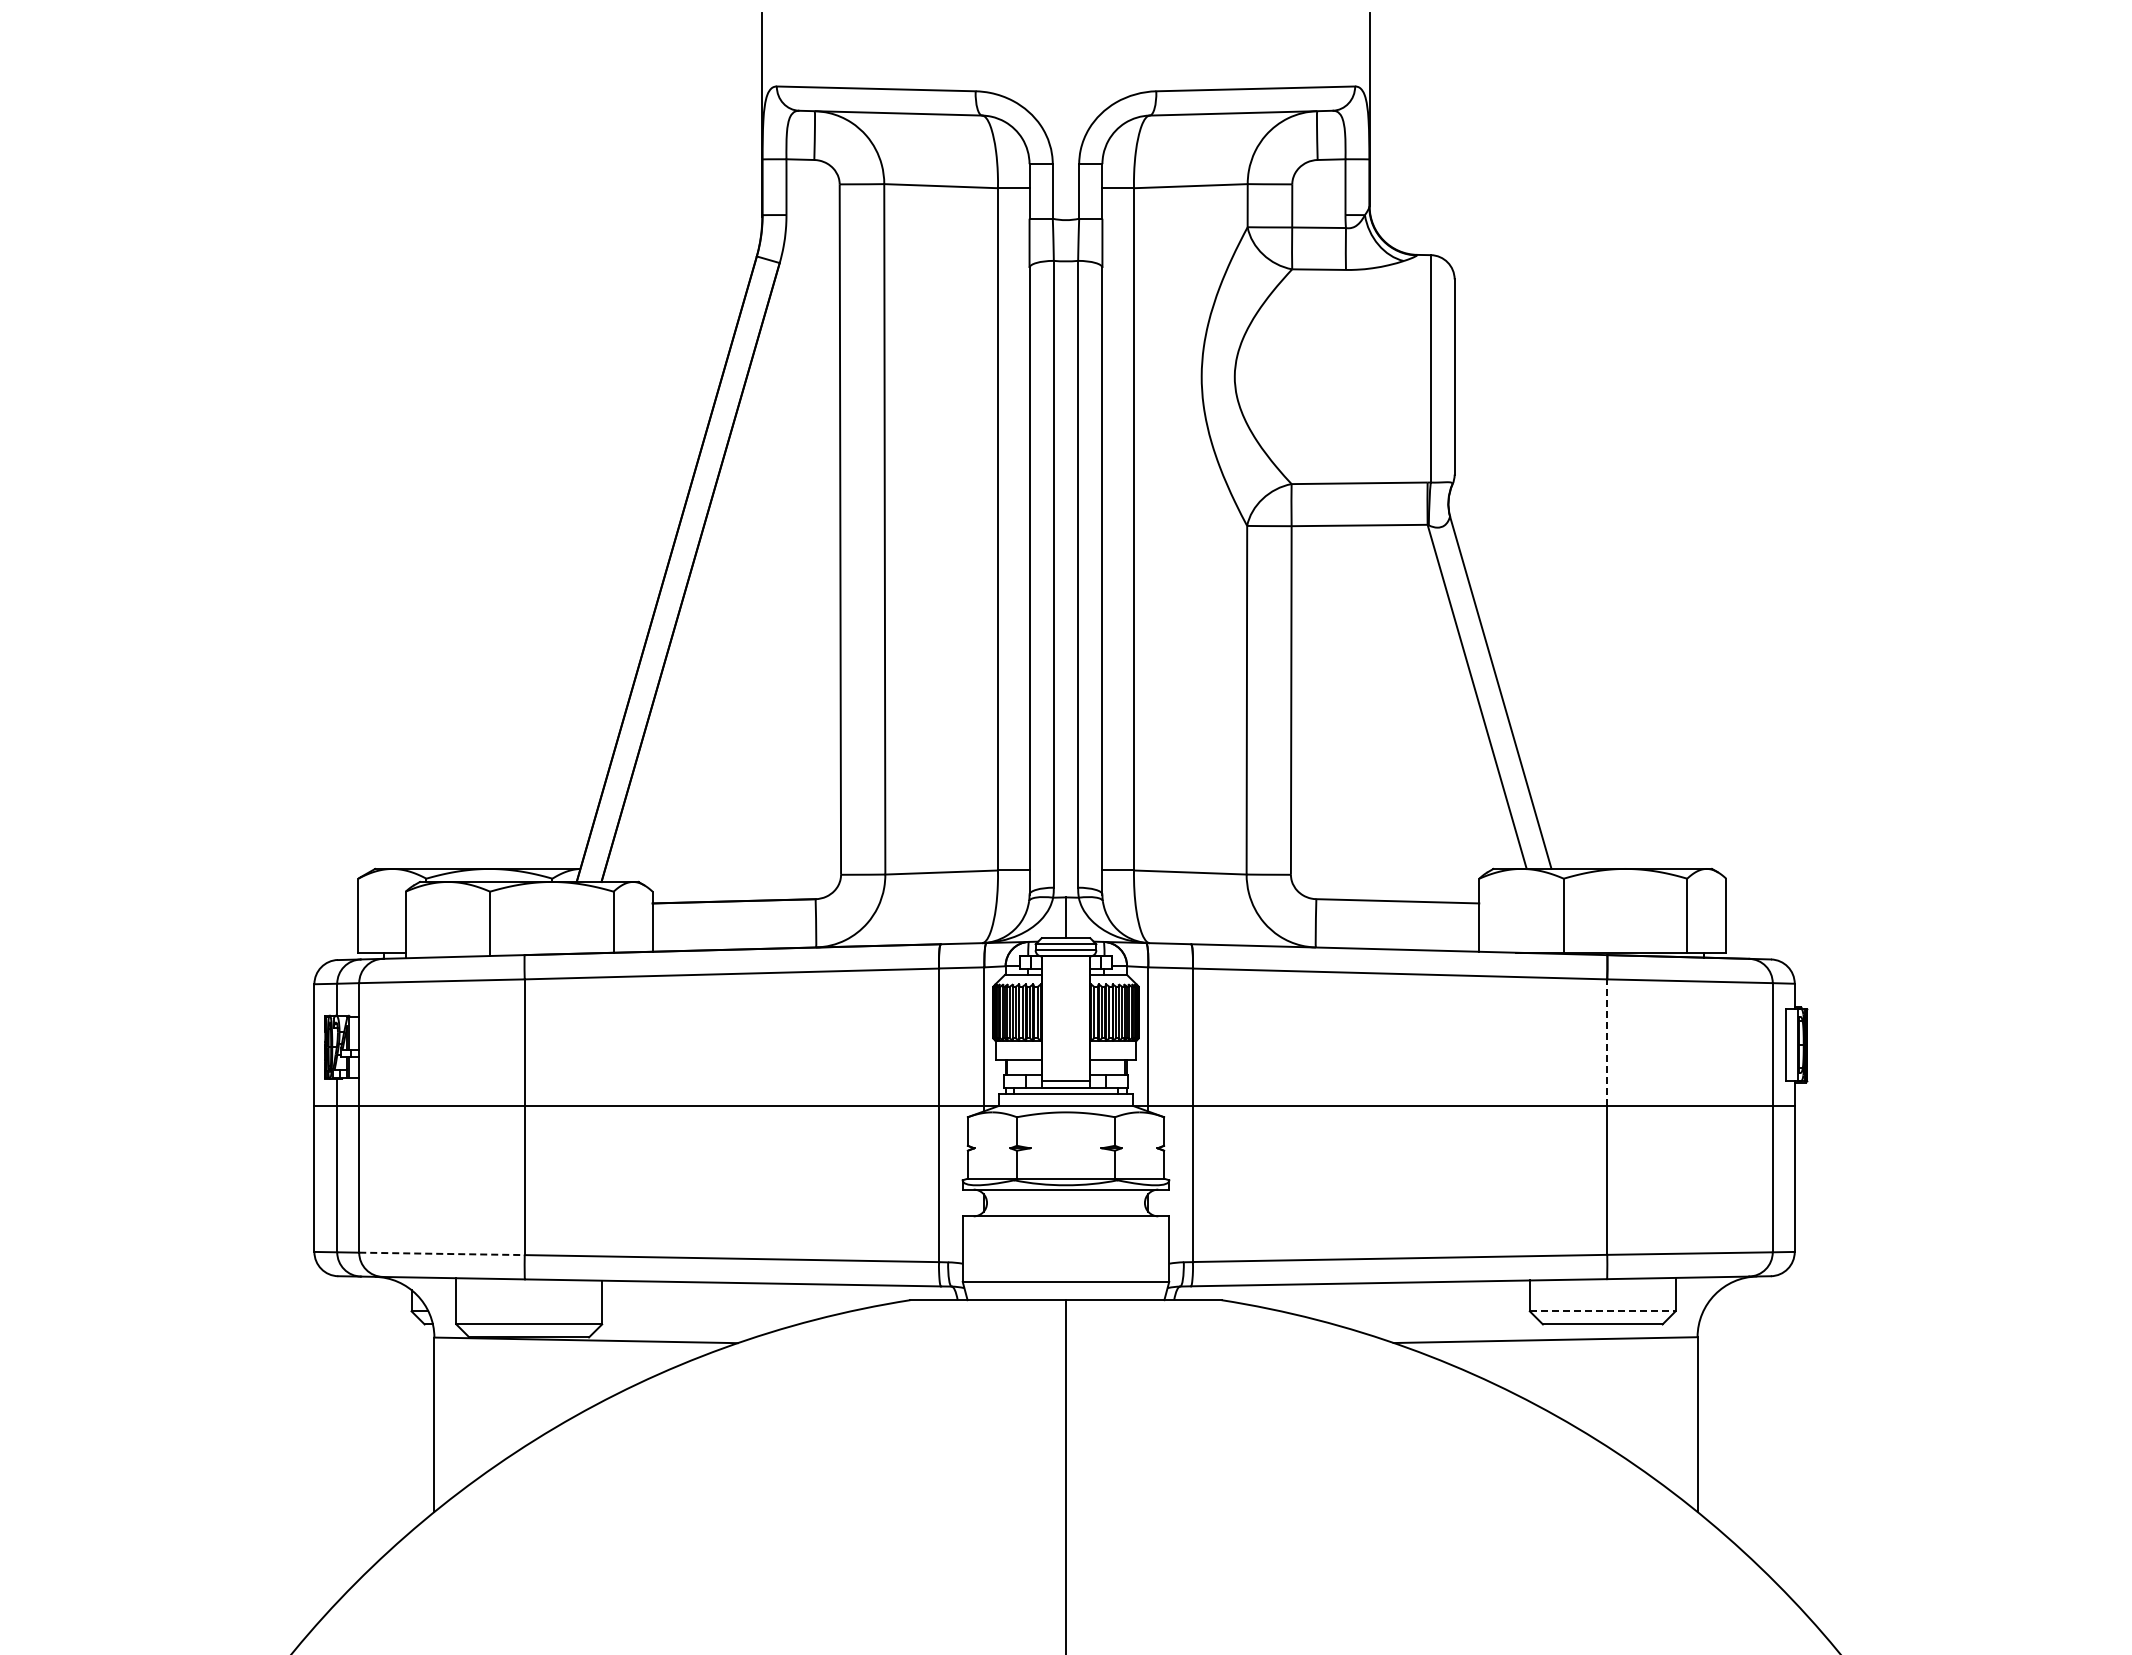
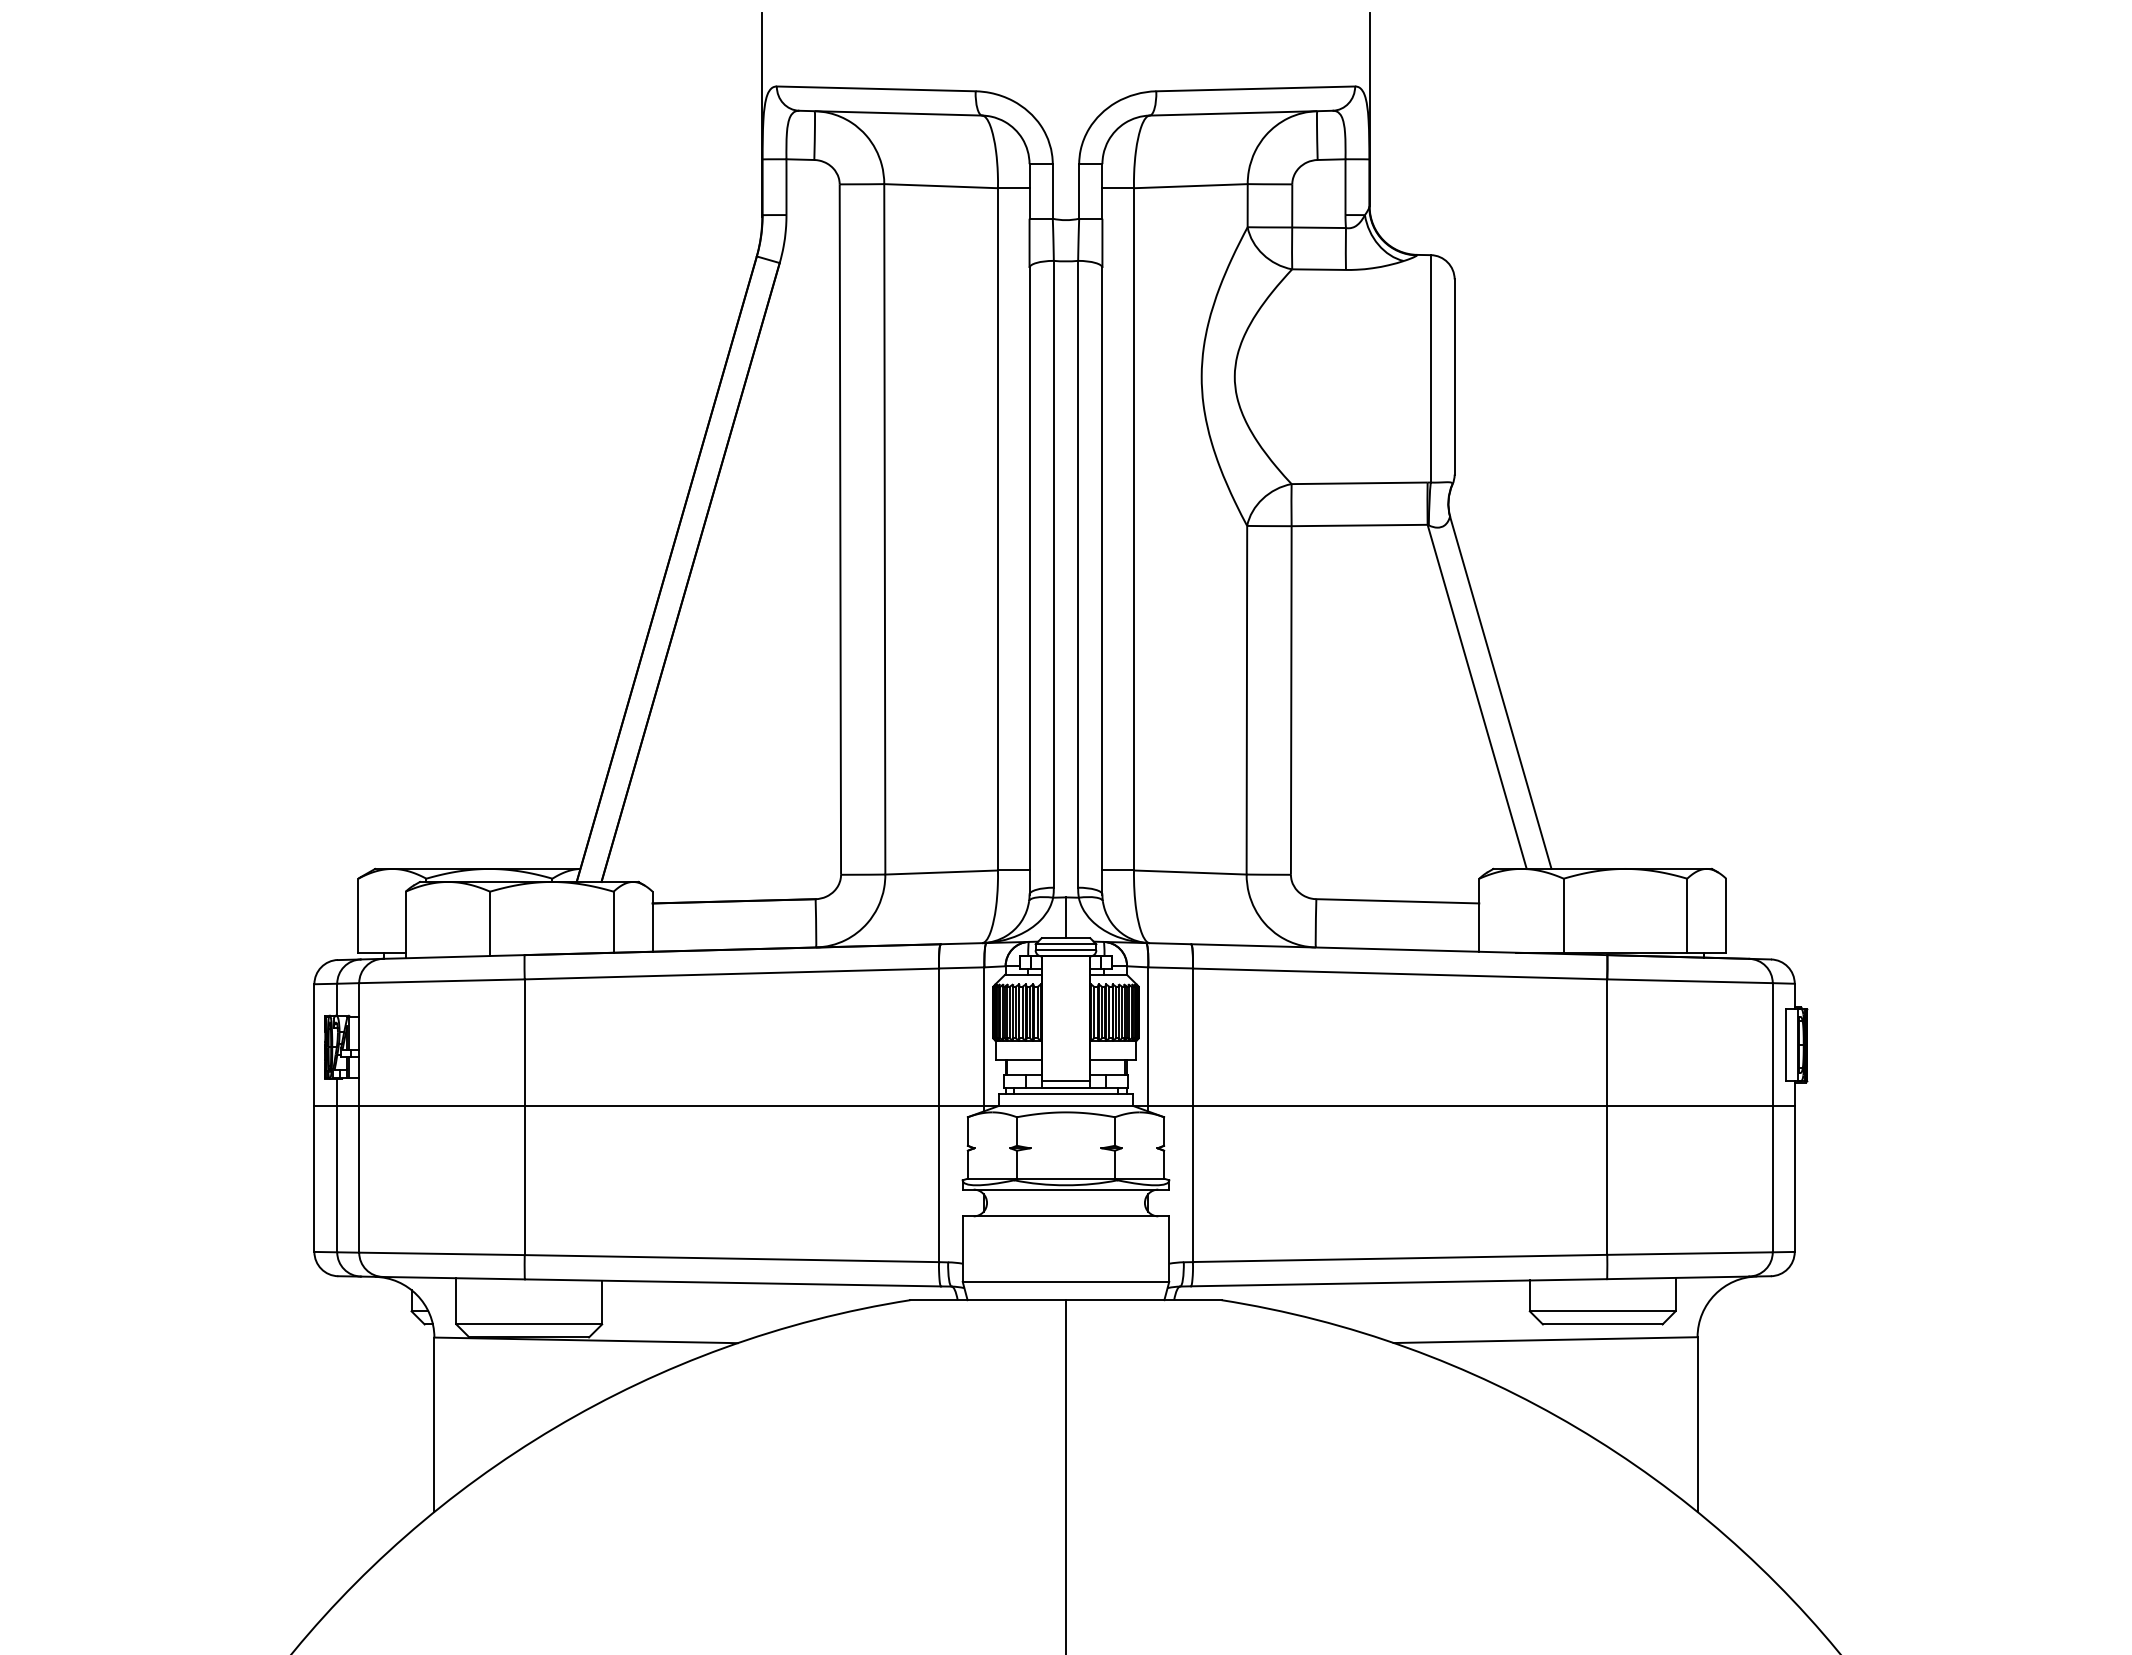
line: dashed -> solid (1607, 1042)
line: dashed -> solid (441, 1253)
line: dashed -> solid (1602, 1311)
